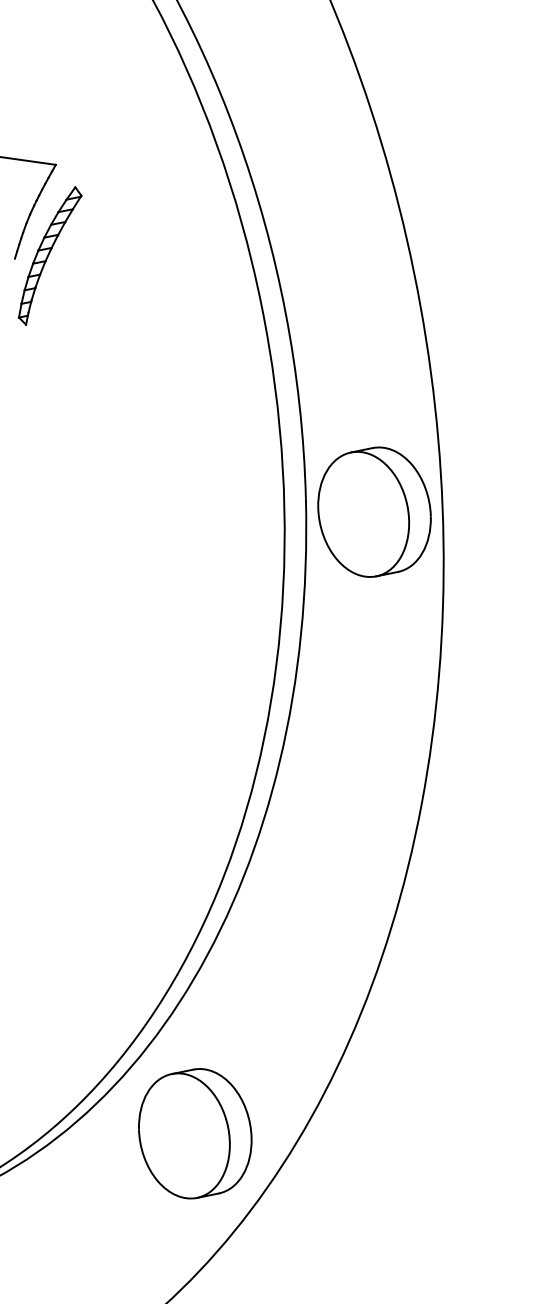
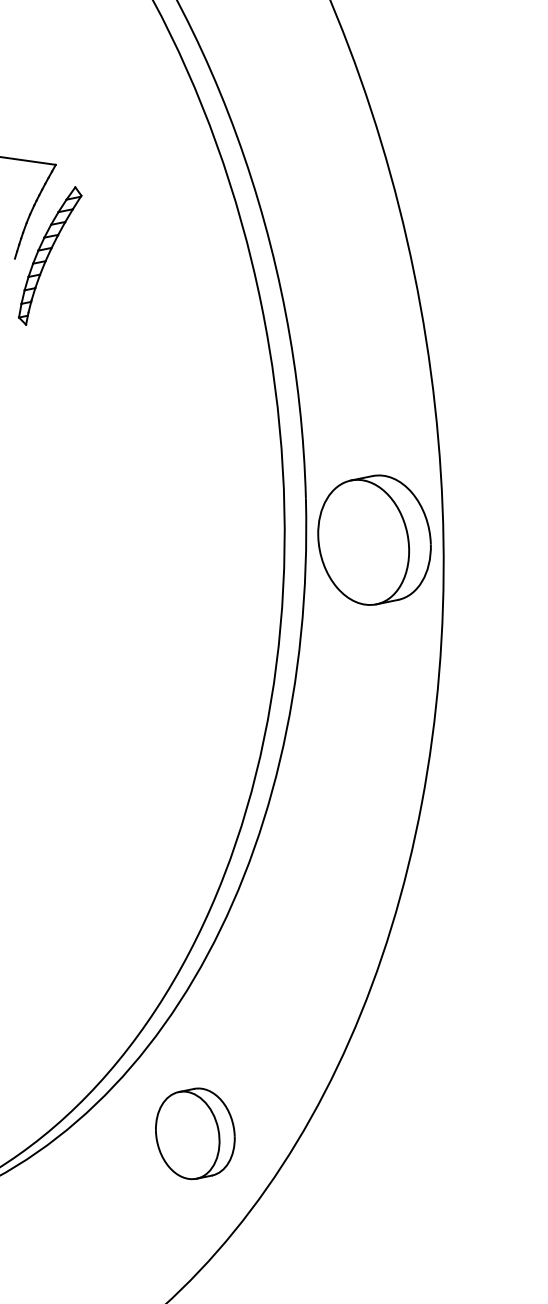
part position: (374, 511) -> (374, 539) (374, 539)
part size: 115x132 px -> 81x94 px (195, 1133)
